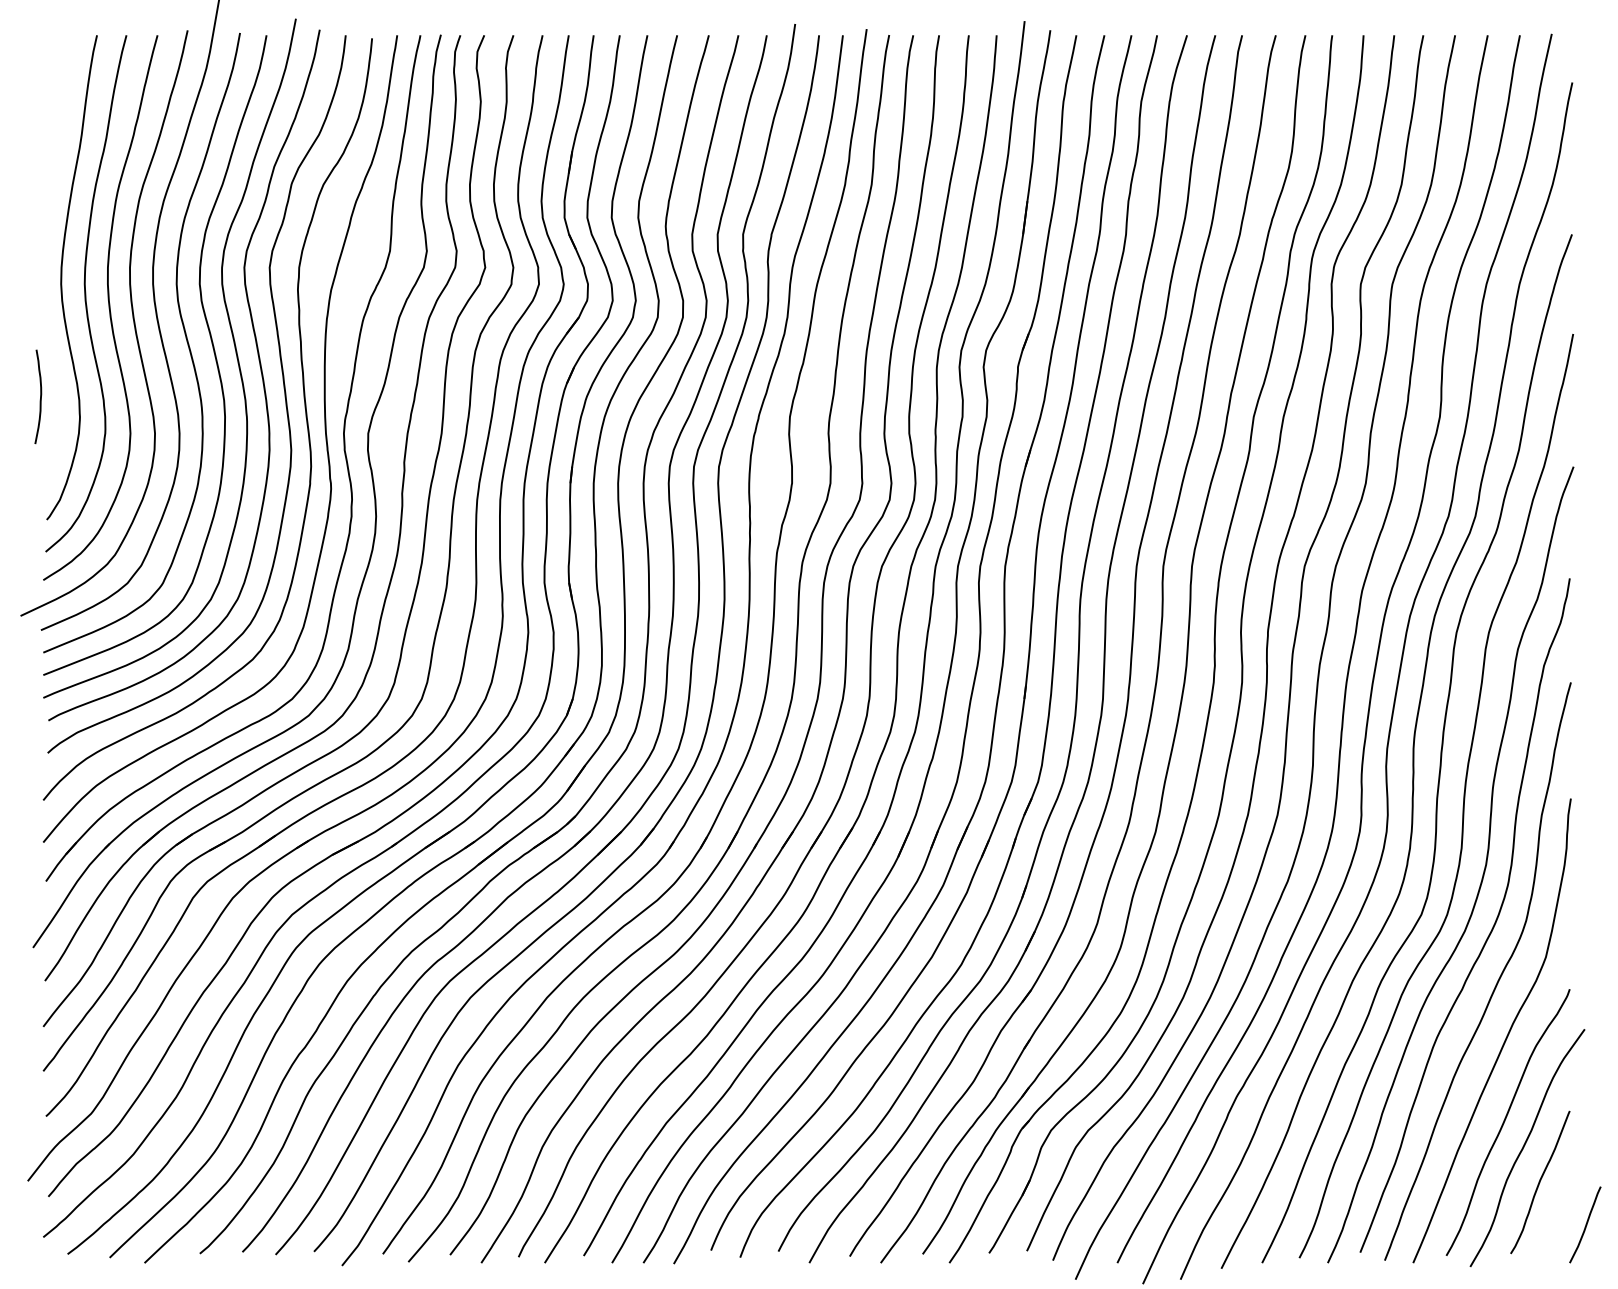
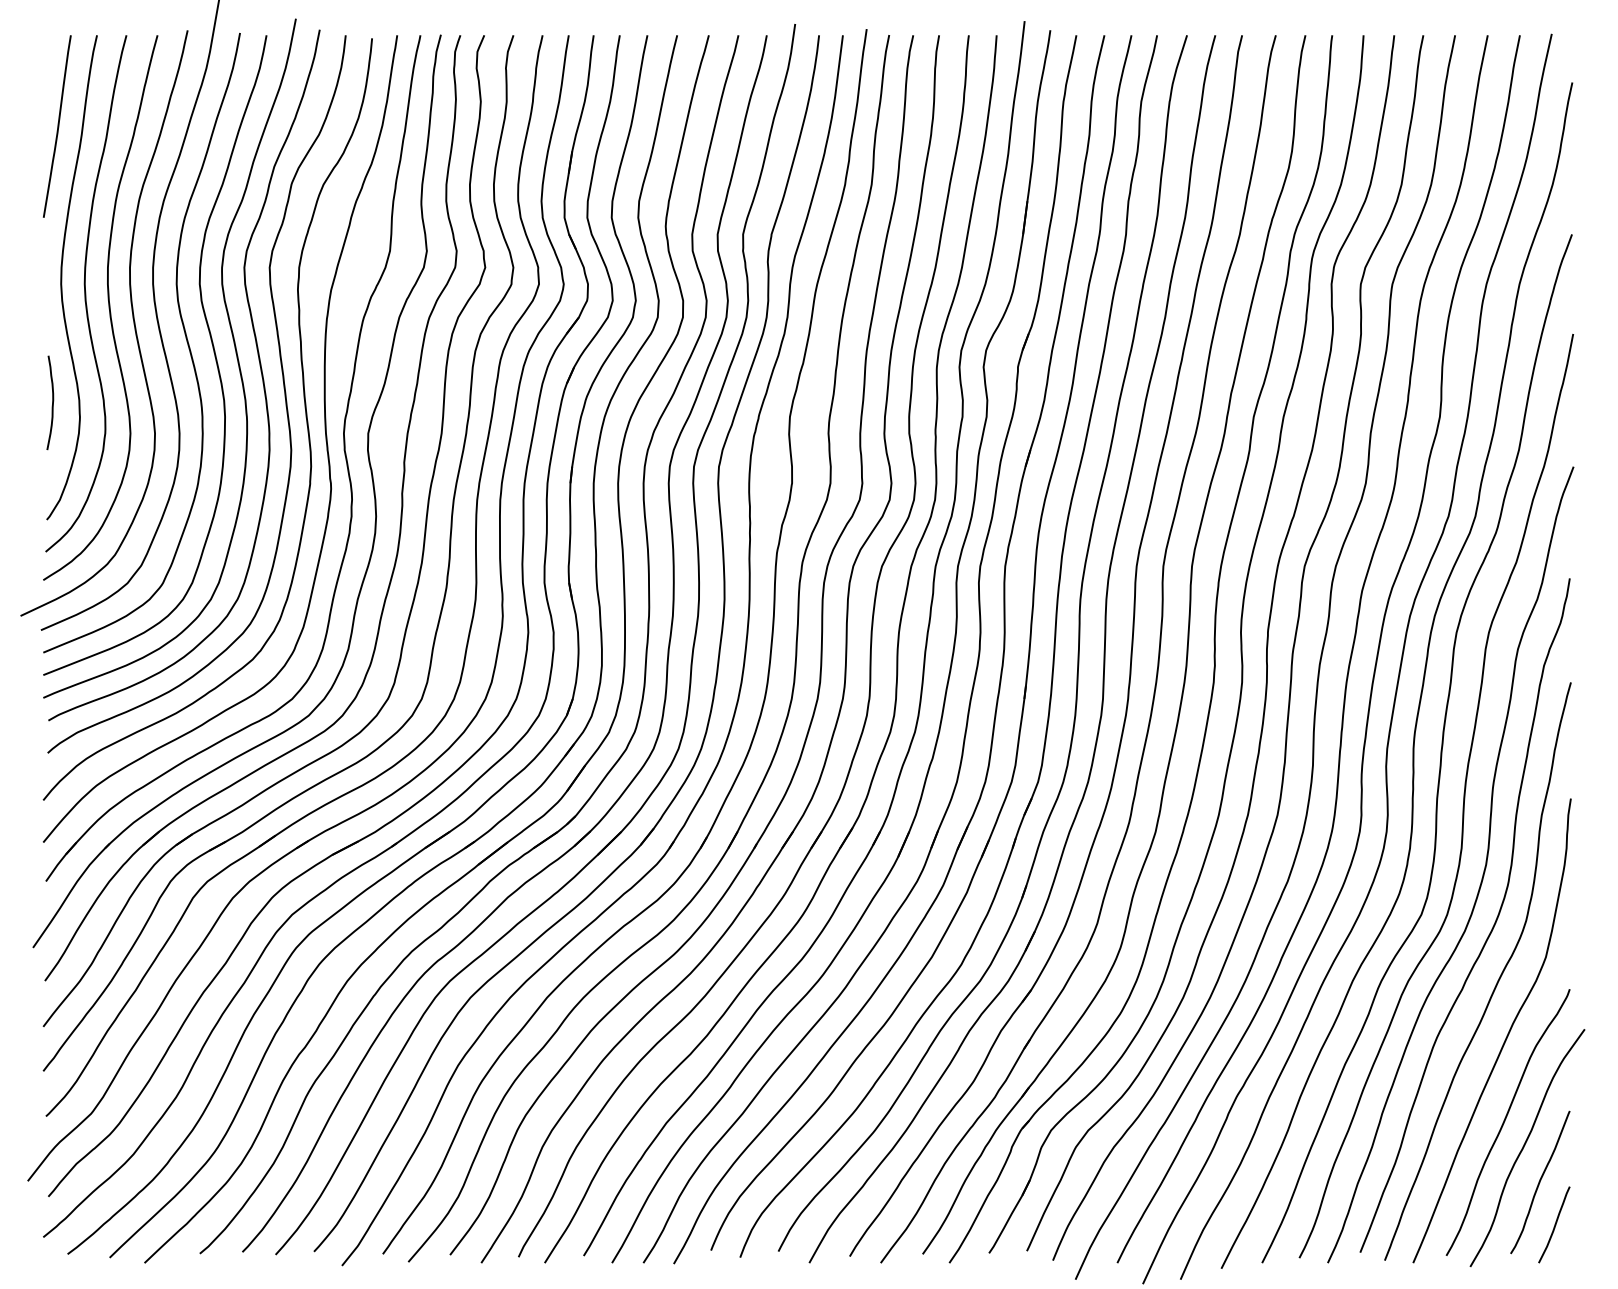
curve: none -> present (57, 126)
curve position: (40, 396) -> (52, 402) (52, 402)
curve position: (1585, 1224) -> (1554, 1224) (1554, 1224)
